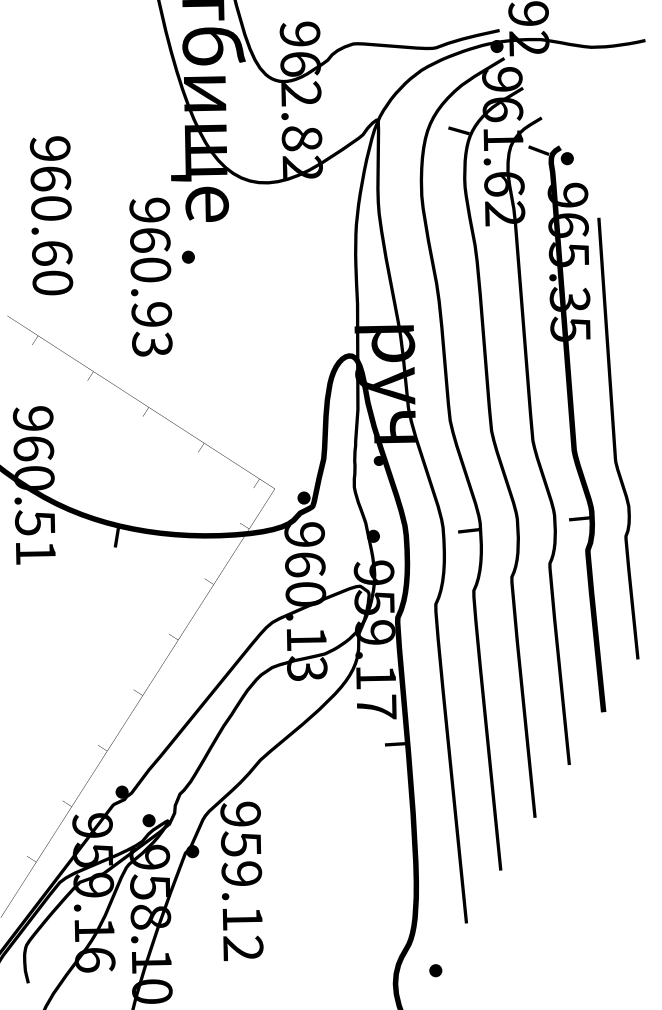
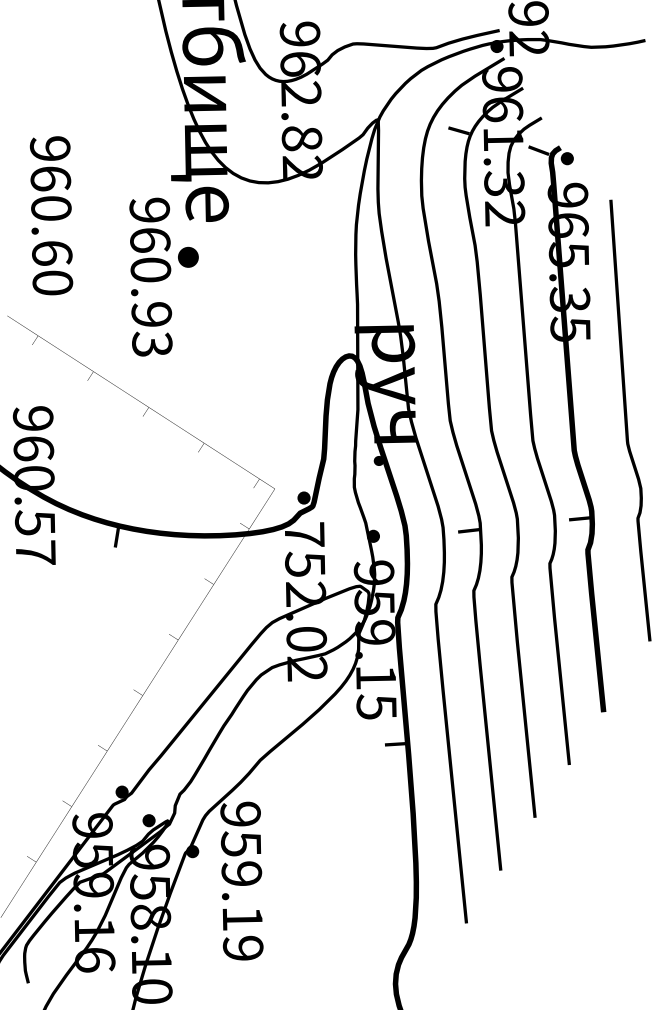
text: 961.62 -> 961.32 (504, 183)
part size: 13x14 px -> 21x22 px (188, 256)
curve position: (615, 438) -> (627, 420) (627, 420)
text: 960.51 -> 960.57 (35, 552)
text: 960.13 -> 752.02 (305, 601)
text: 959.17 -> 959.15 (376, 706)
text: 959.12 -> 959.19 (242, 948)
part: present -> none (435, 970)
